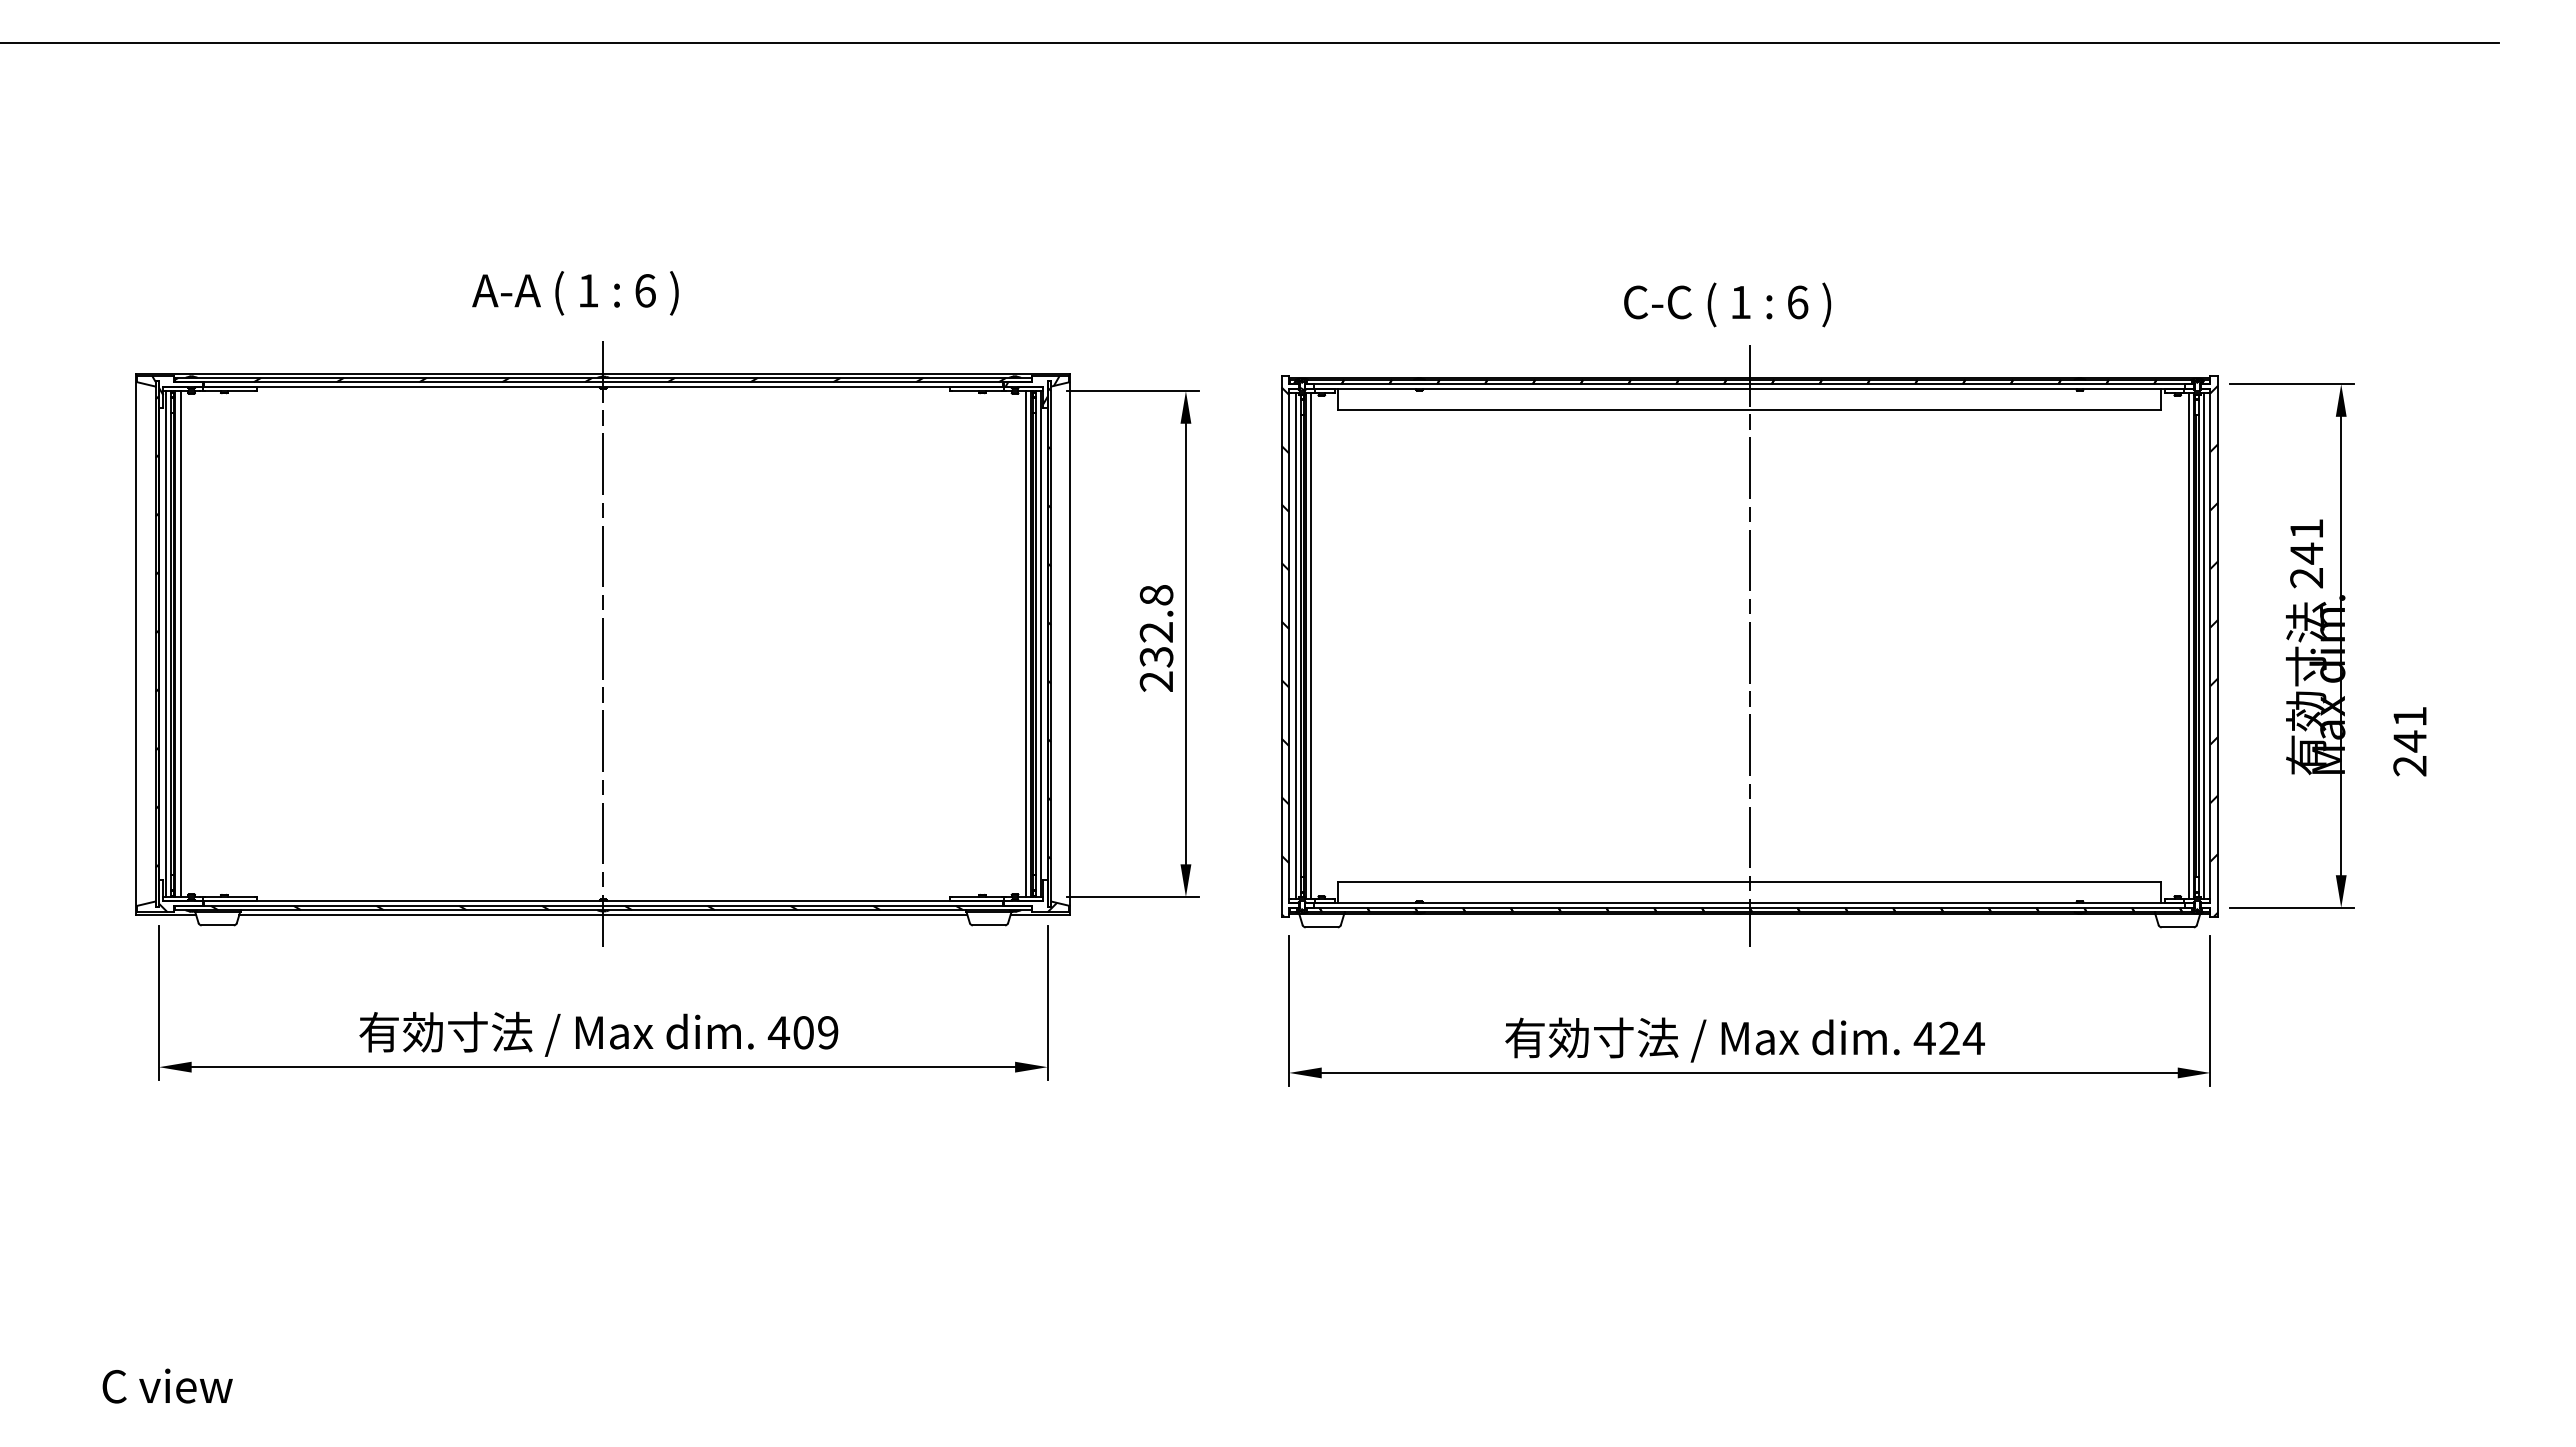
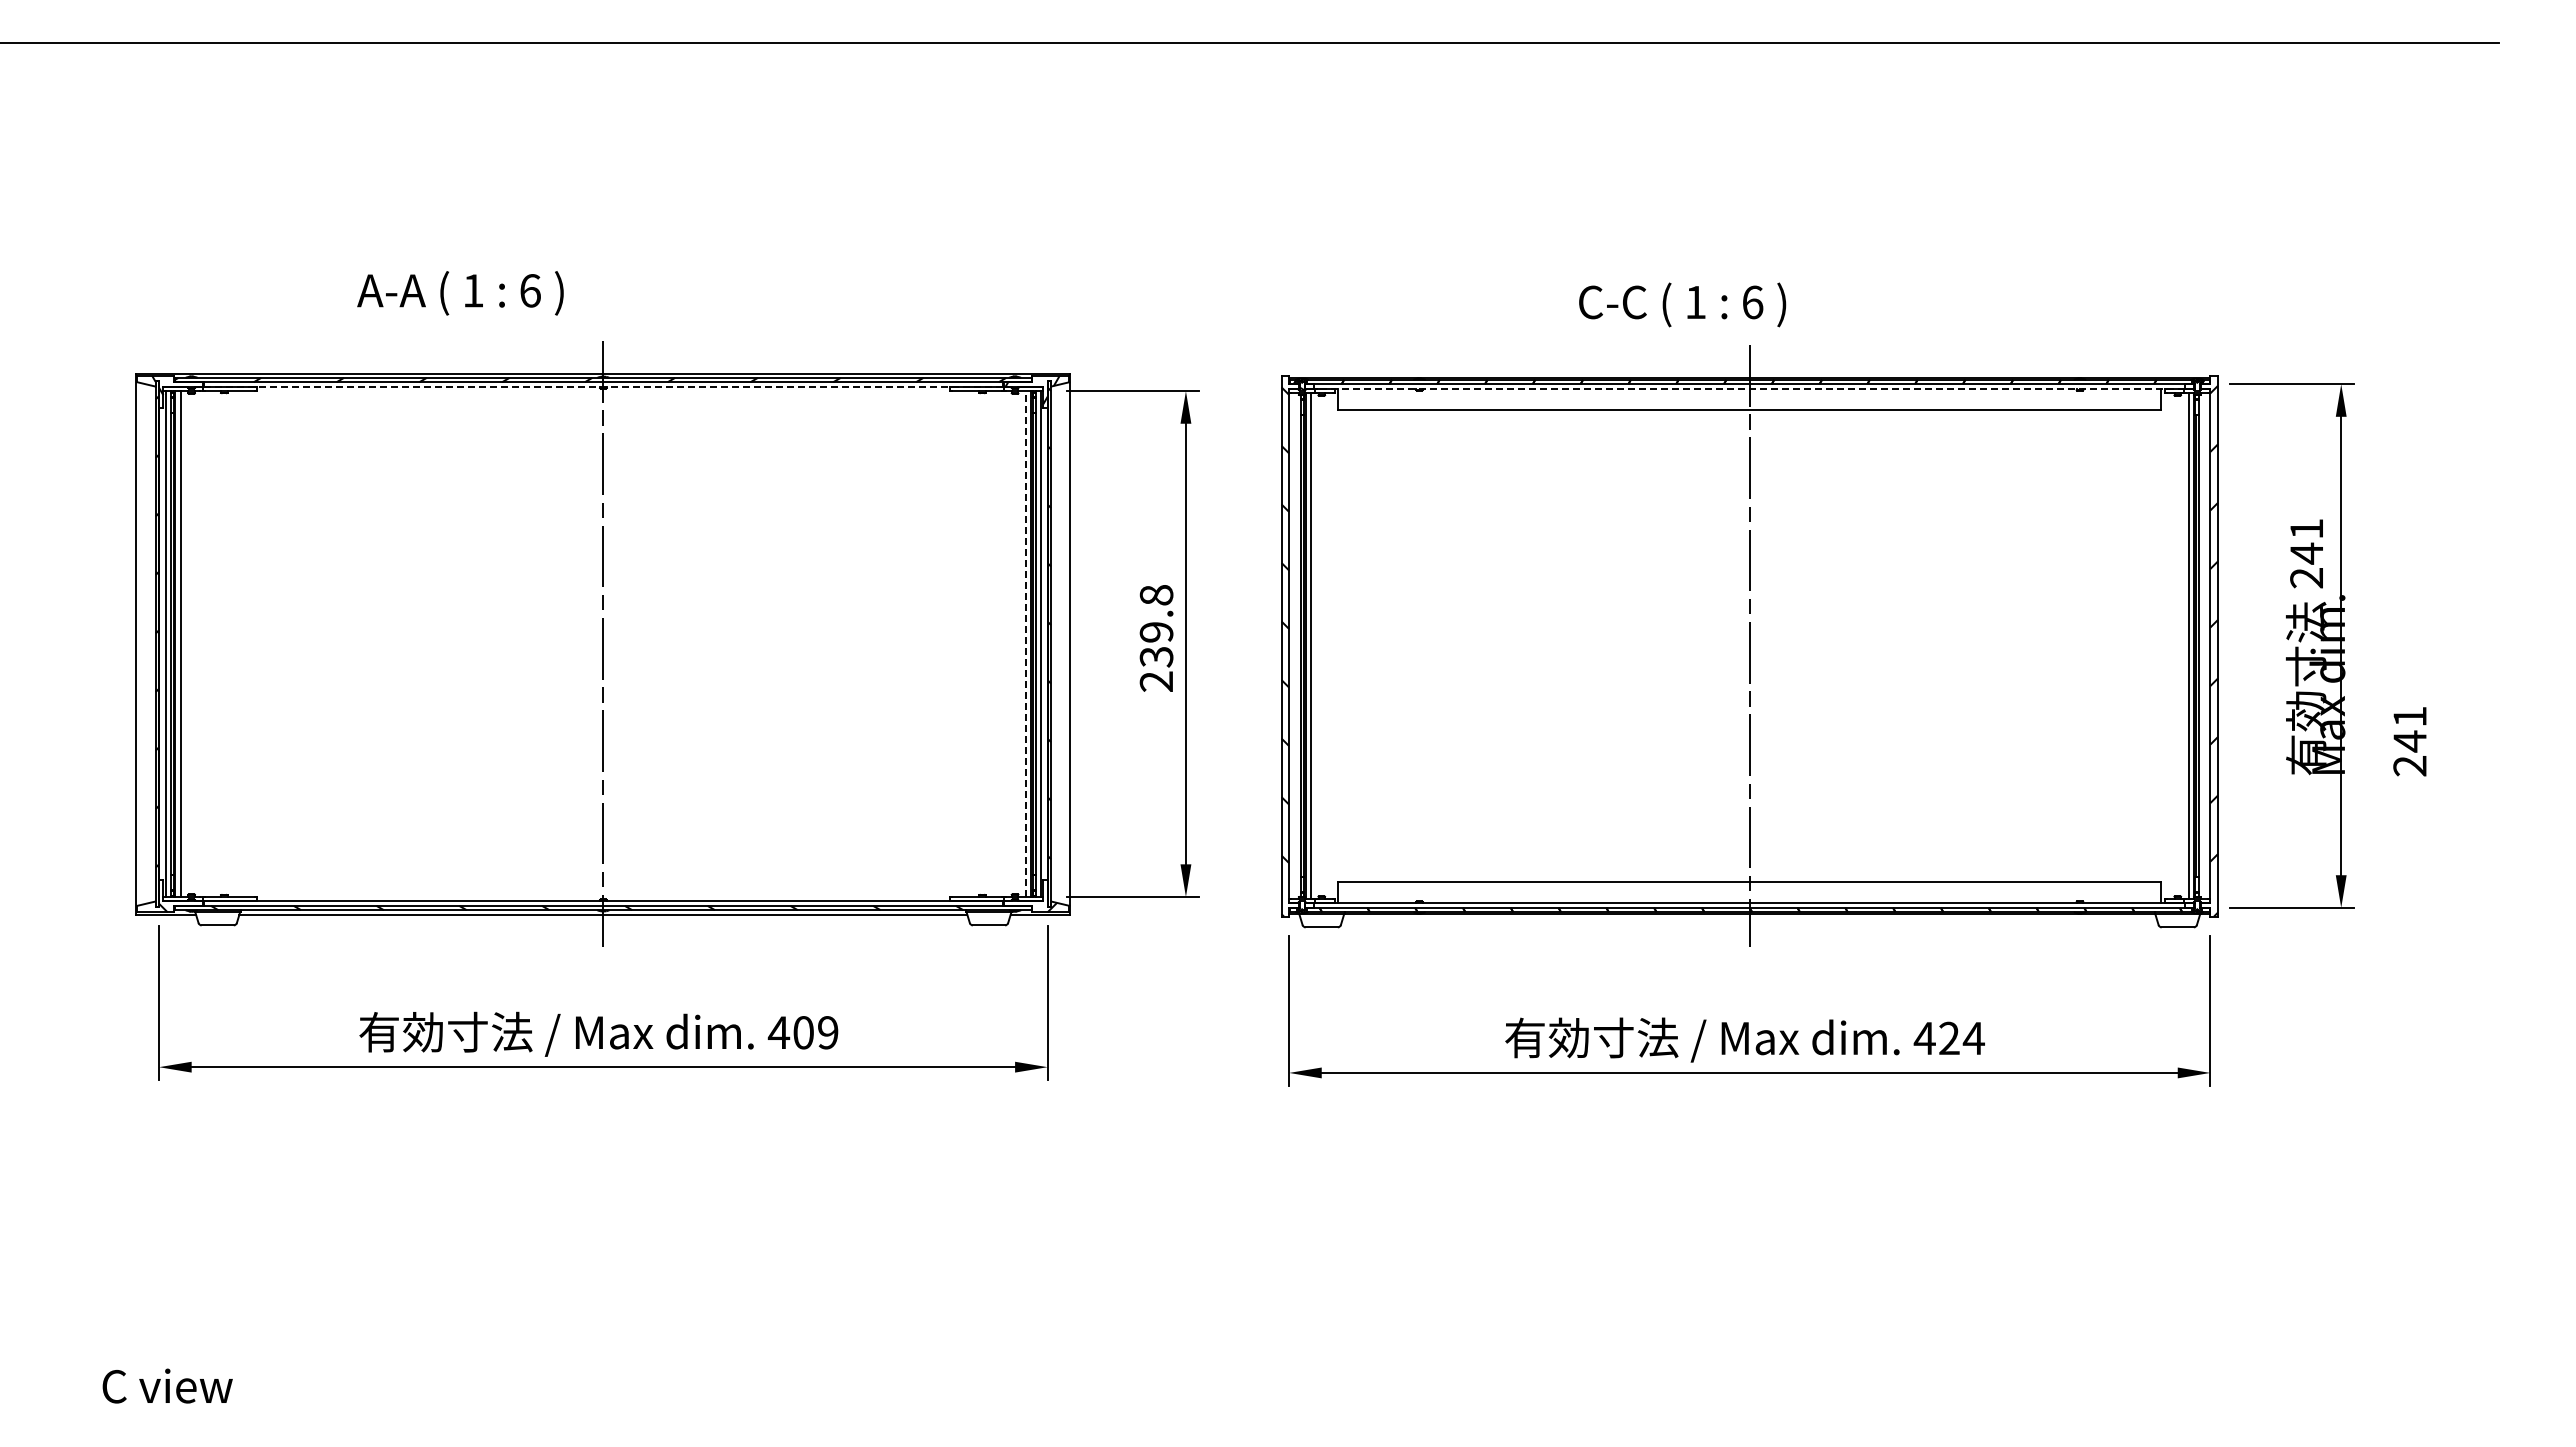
text position: (575, 293) -> (460, 293) (460, 293)
text position: (1727, 304) -> (1682, 304) (1682, 304)
line: solid -> dashed (603, 386)
line: solid -> dashed (1749, 388)
text: 232.8 -> 239.8 (1156, 632)
line: solid -> dashed (1025, 644)
line: present -> none (1295, 645)
line: present -> none (2203, 645)
